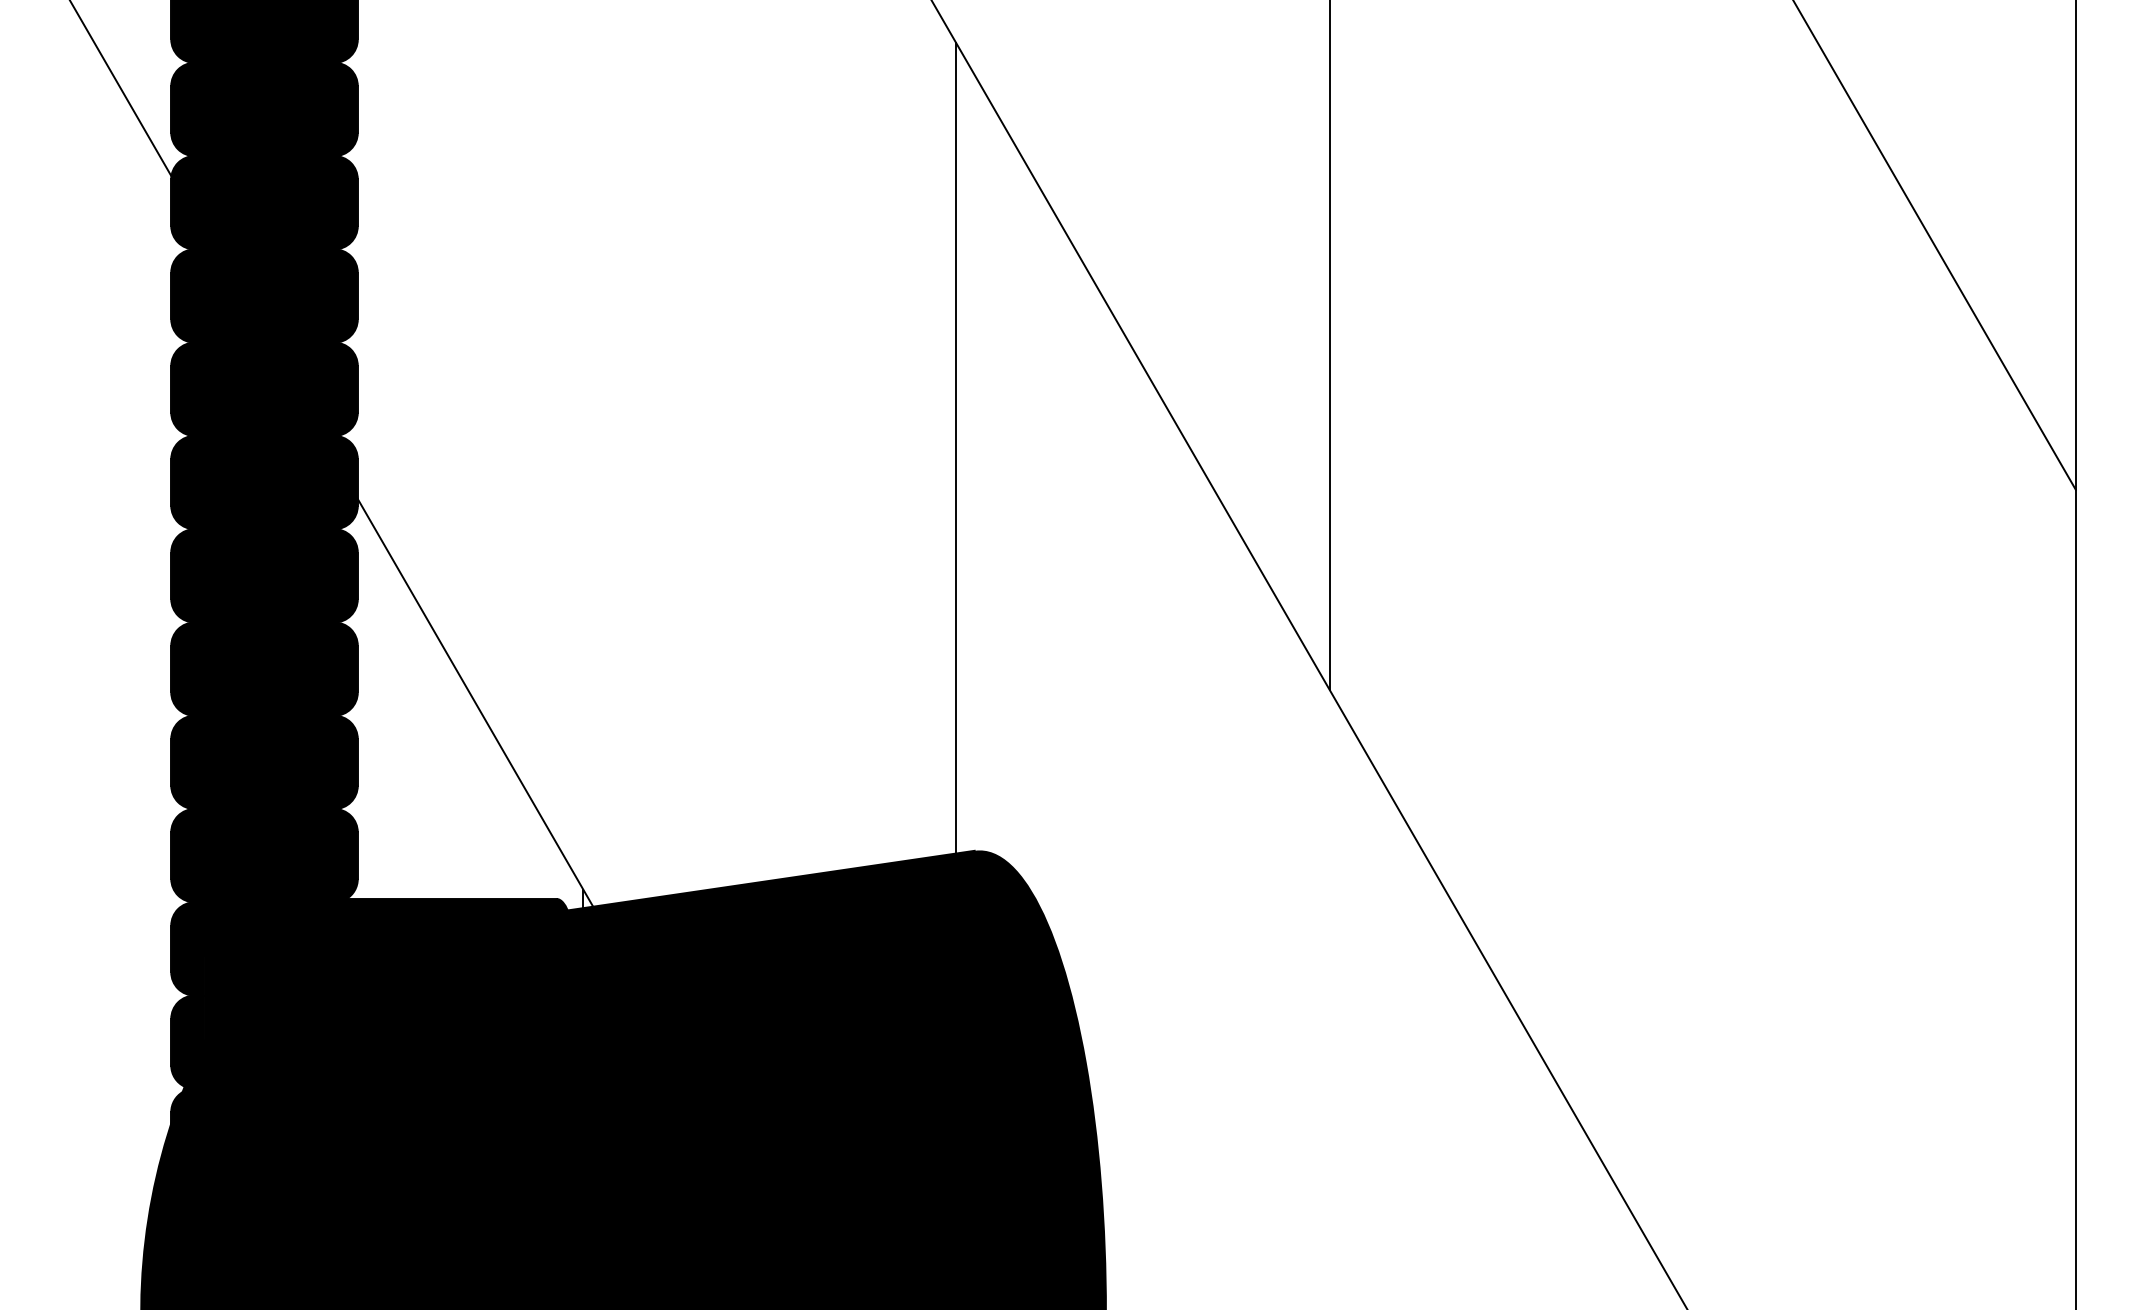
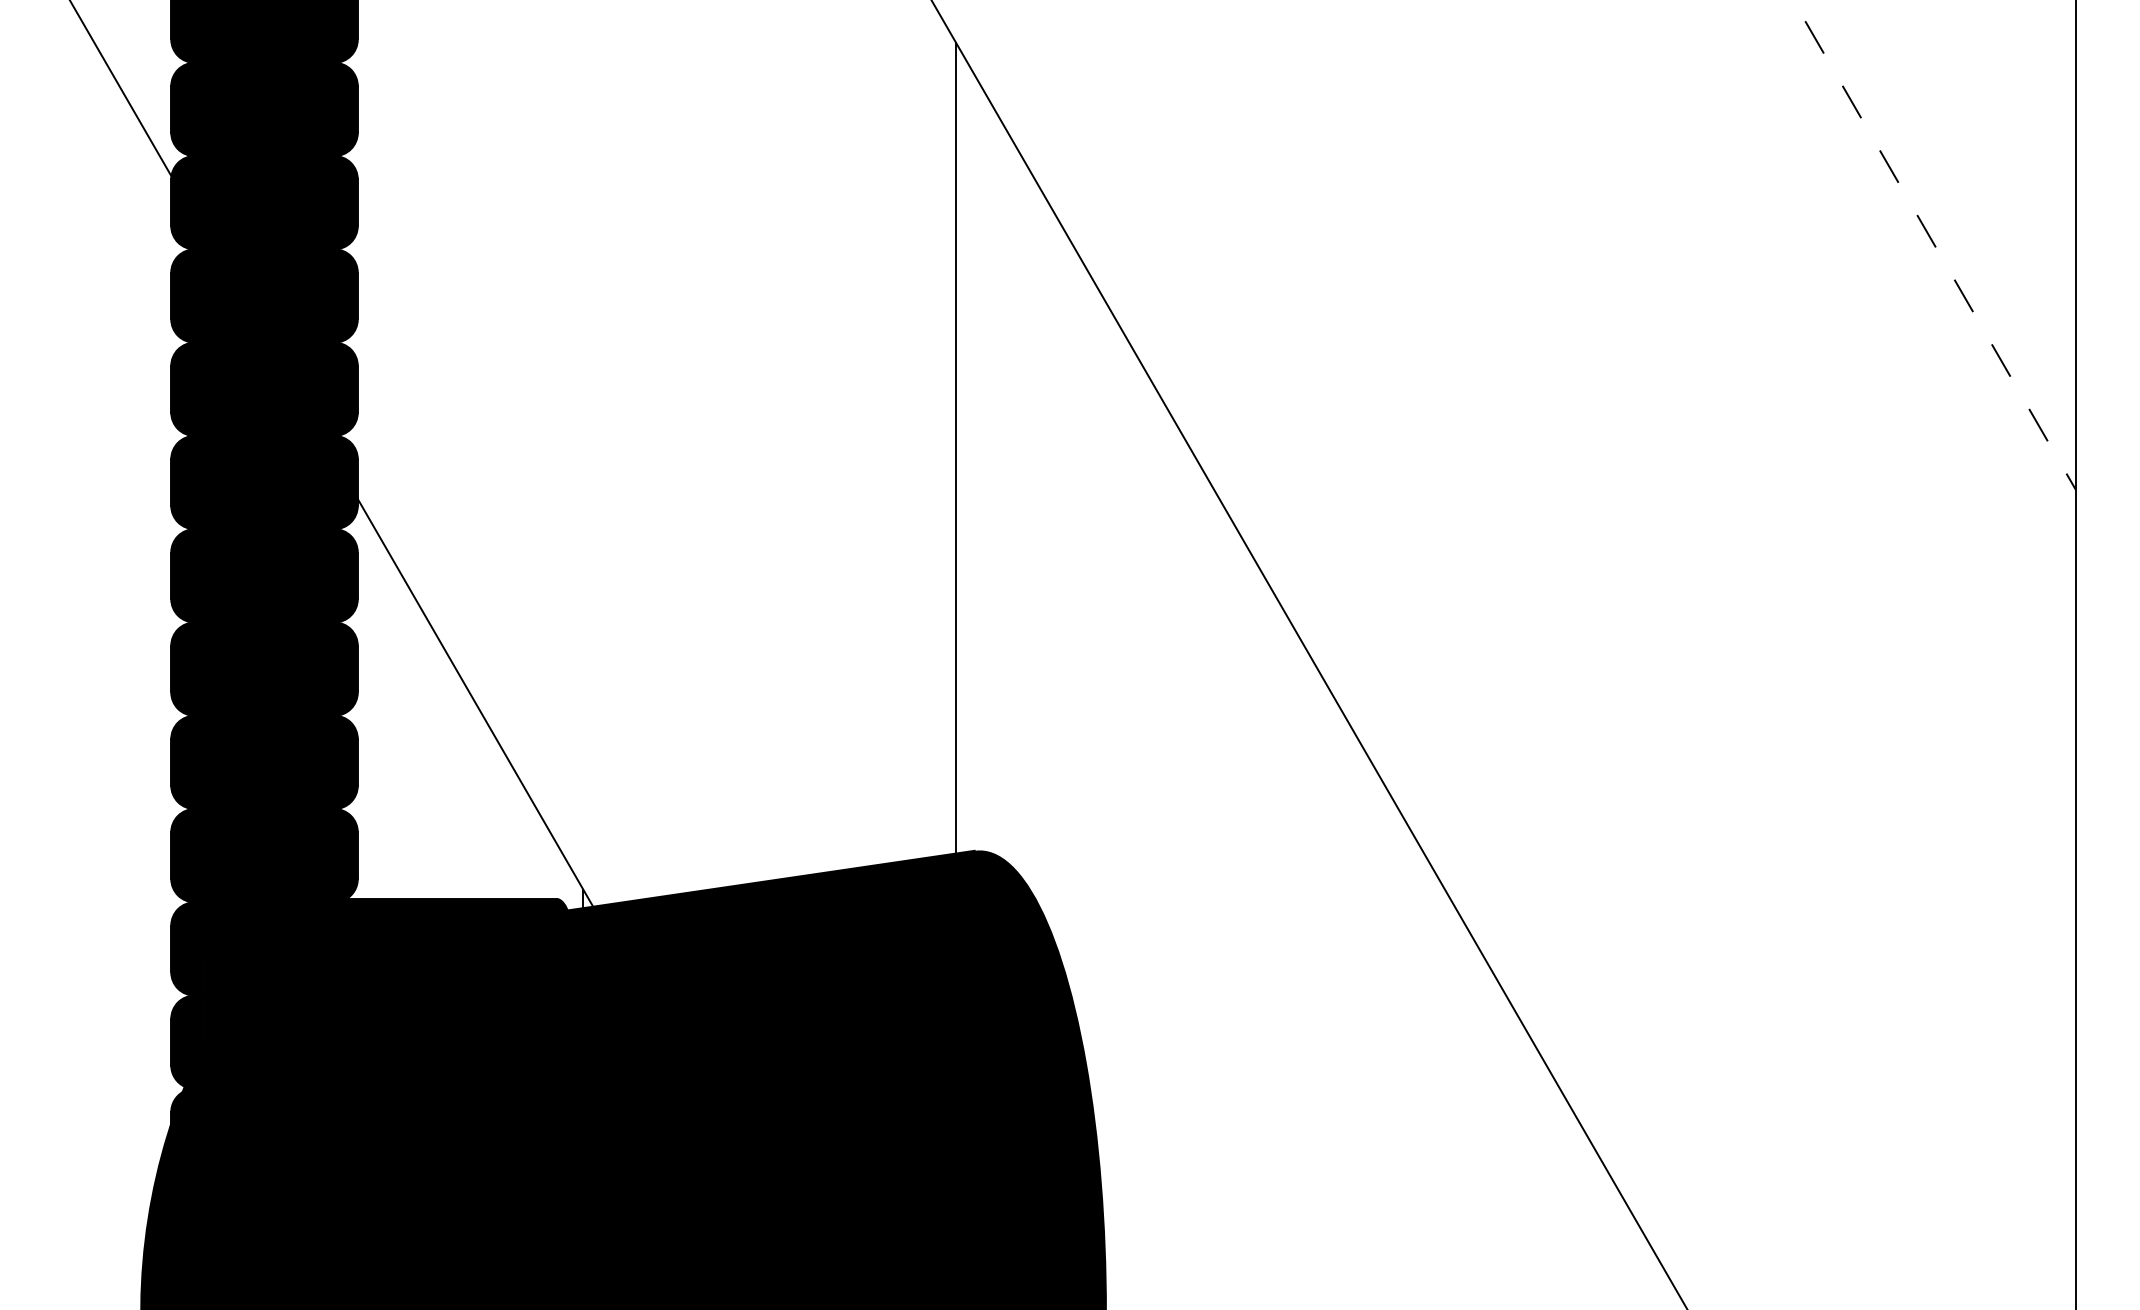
line: solid -> dashed (1934, 245)
line: present -> none (1329, 345)
